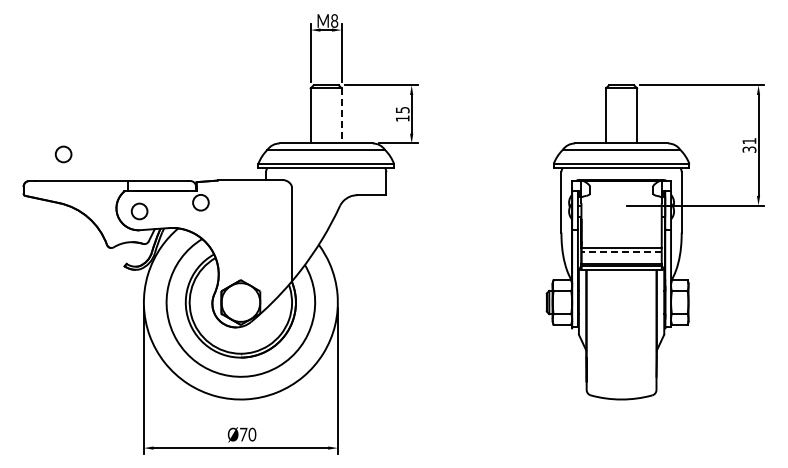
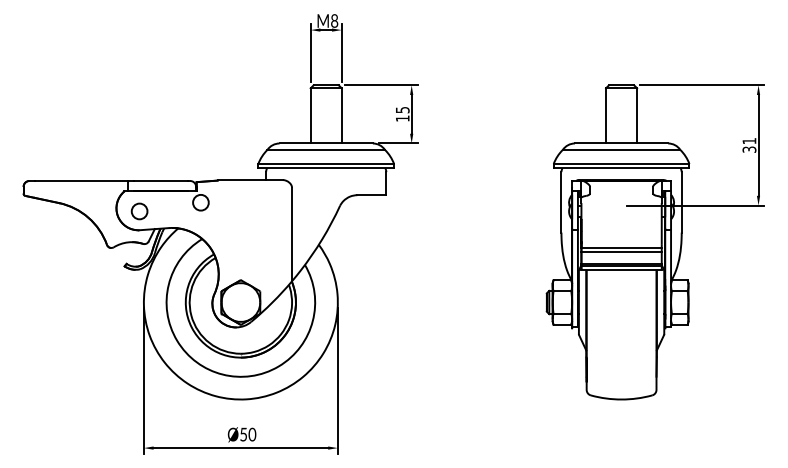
line: dashed -> solid (341, 115)
circle: present -> none (63, 154)
line: dashed -> solid (621, 252)
text: Ø70 -> Ø50 (243, 434)
